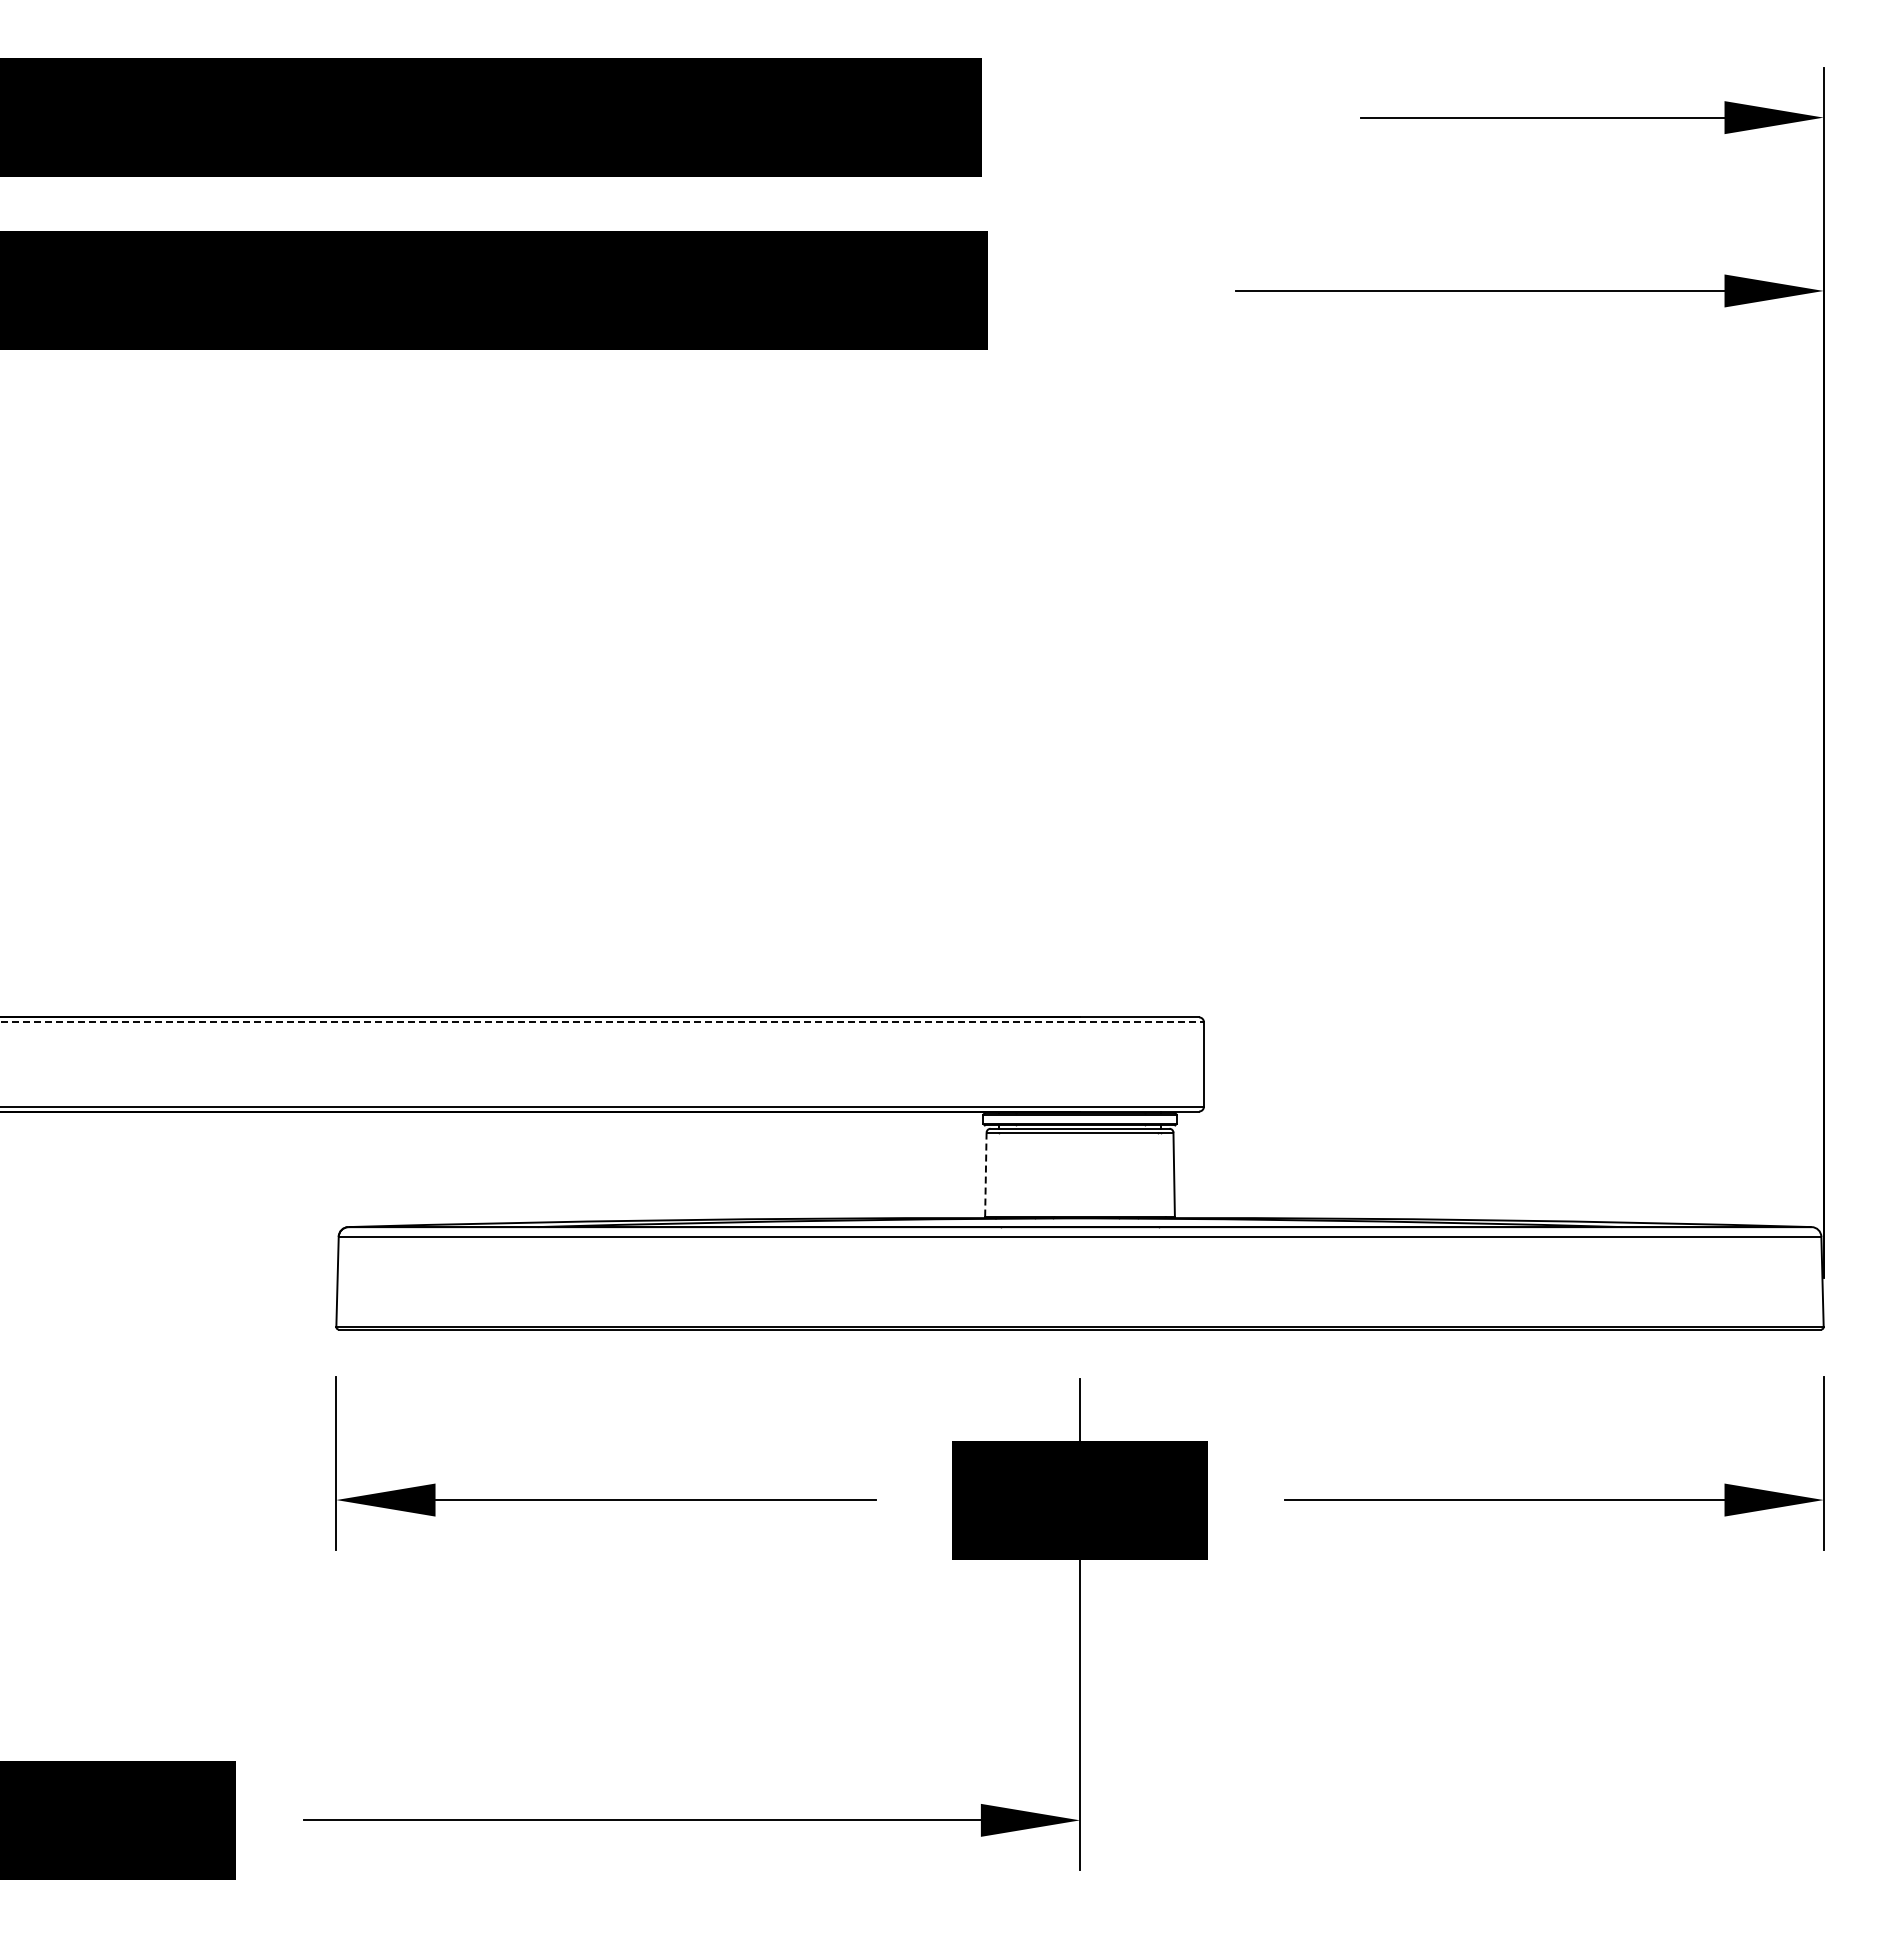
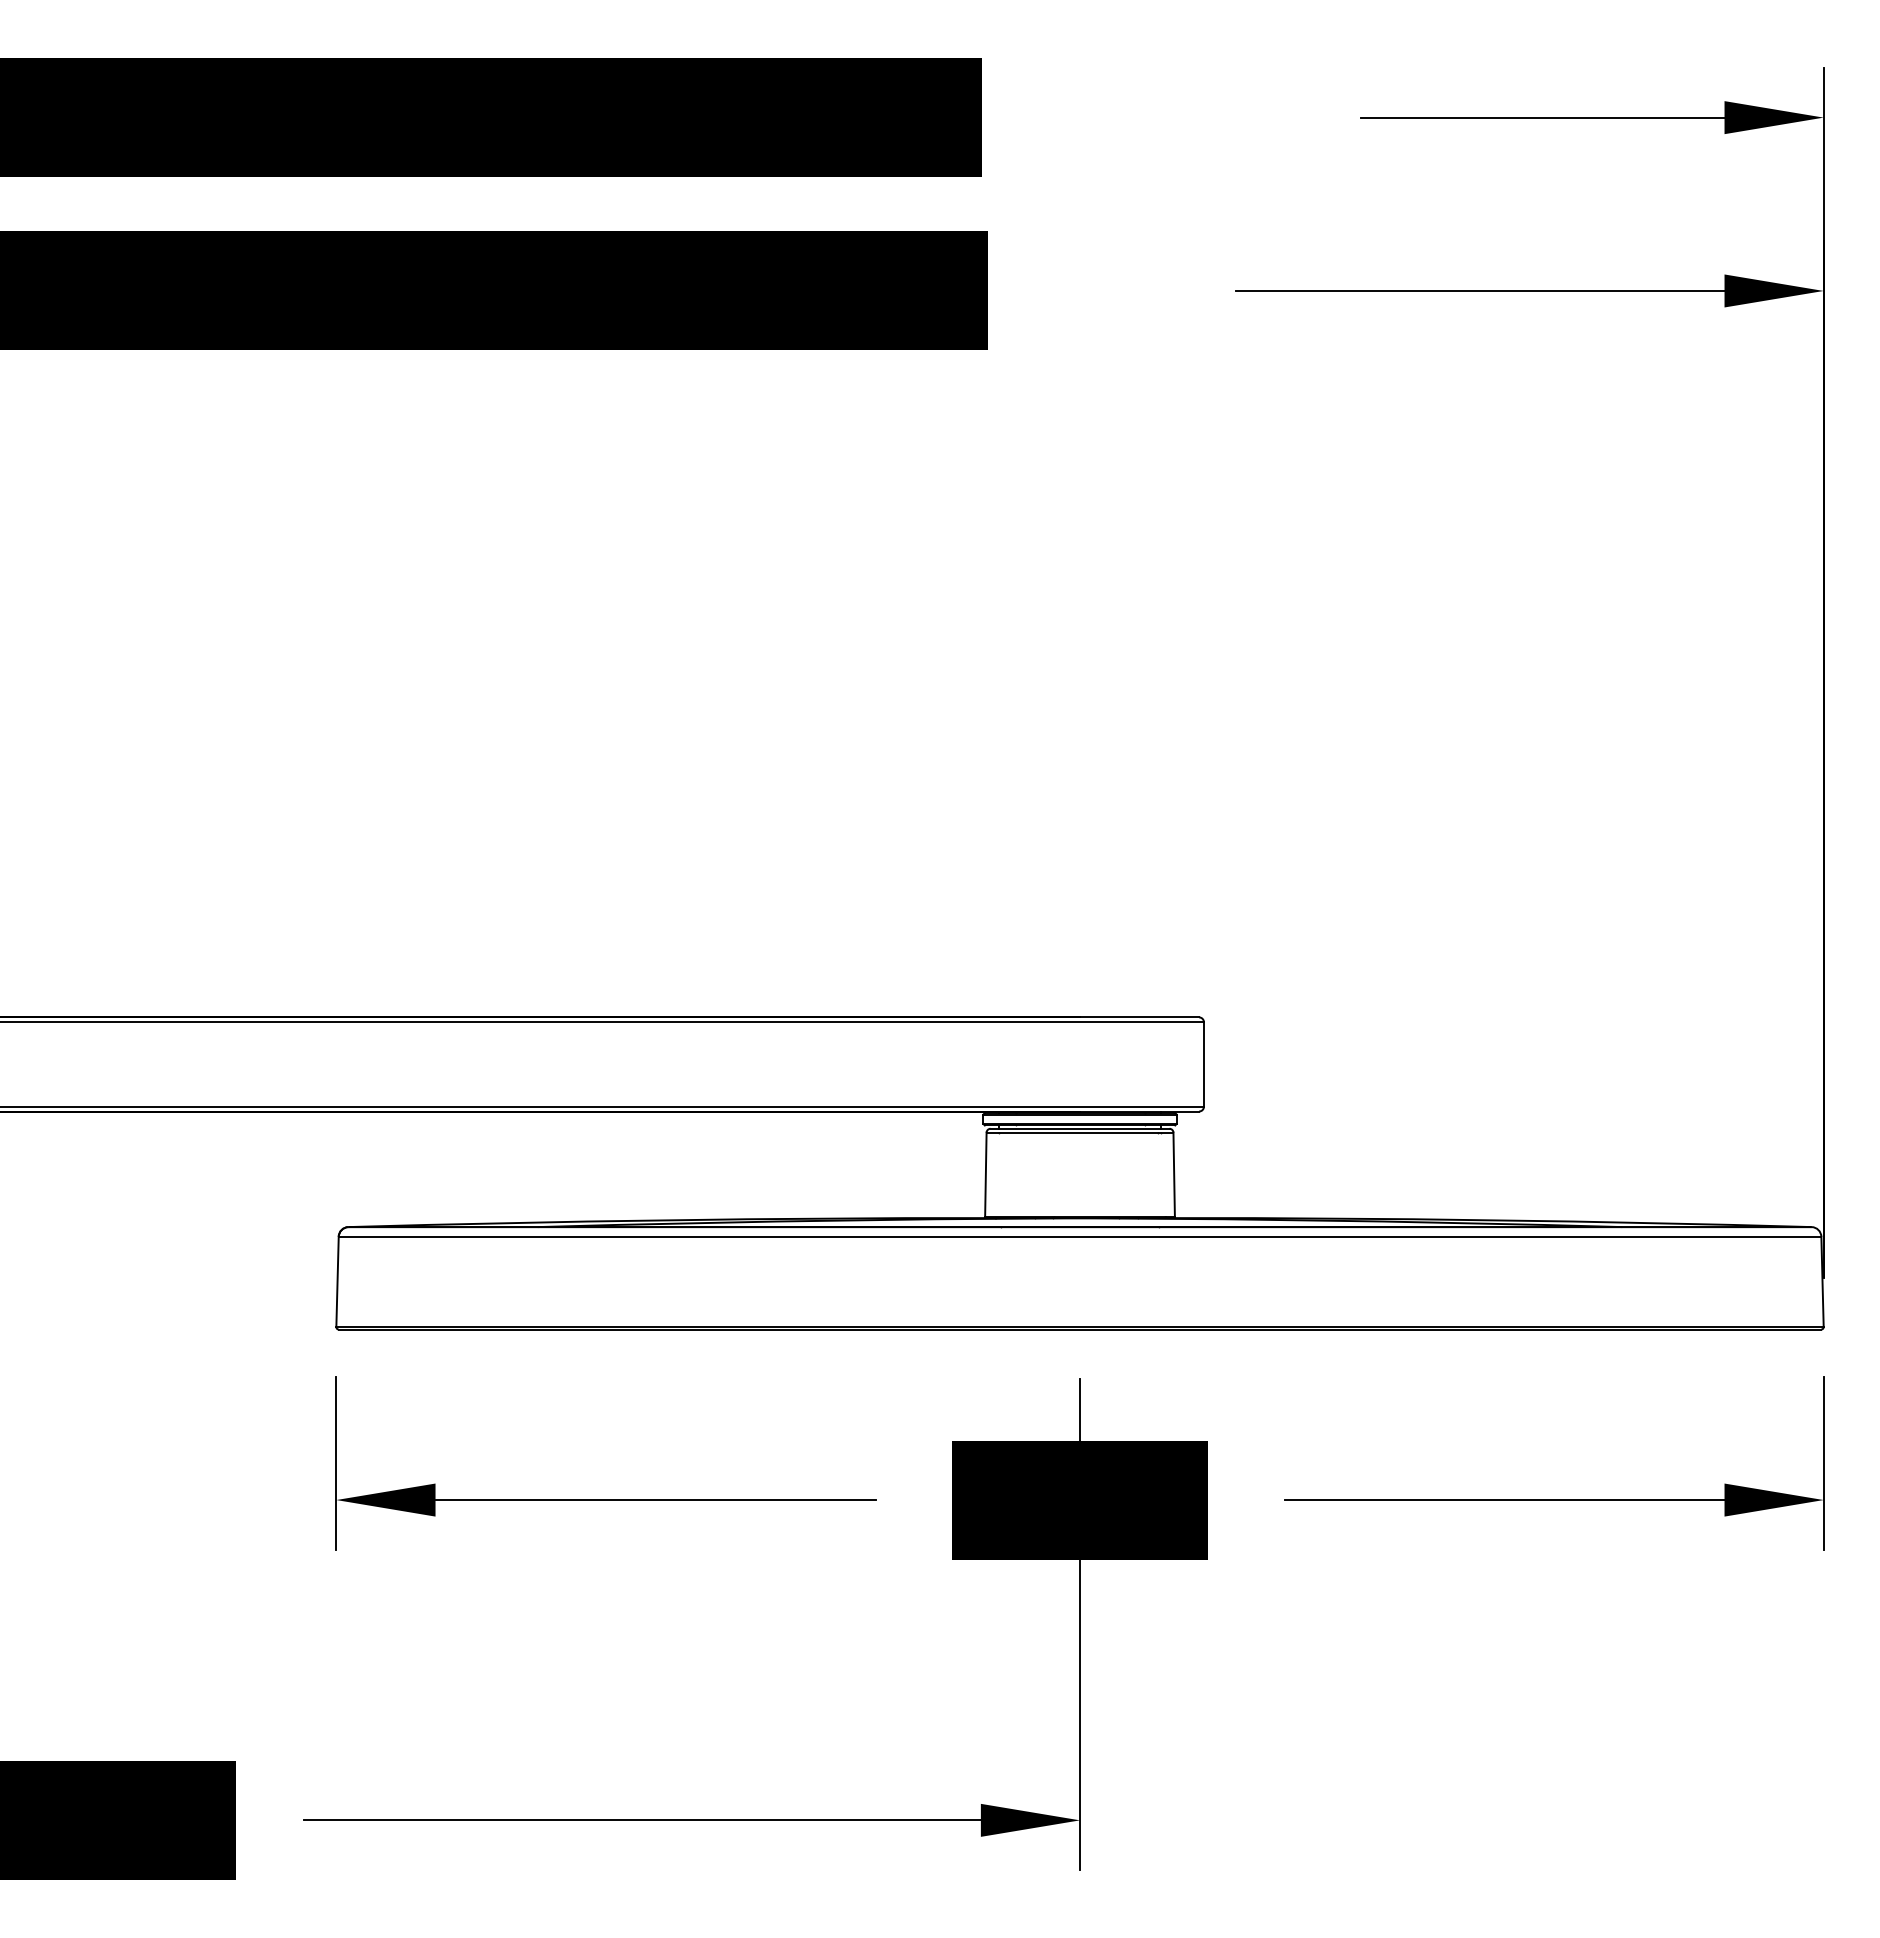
line: dashed -> solid (602, 1022)
line: dashed -> solid (985, 1174)
